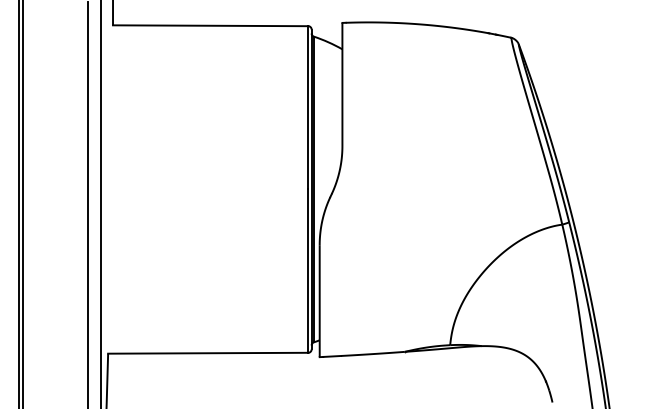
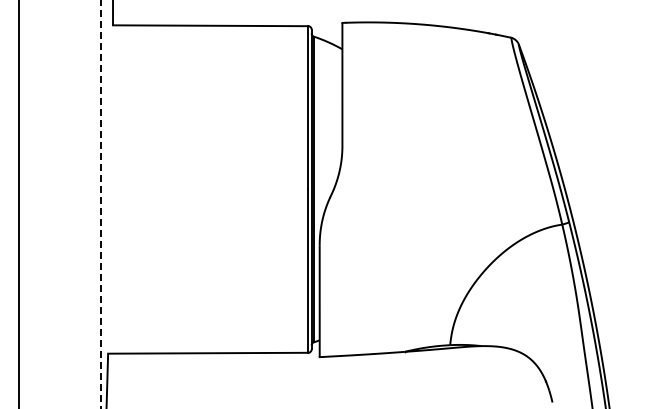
line: present -> none (22, 203)
line: present -> none (87, 203)
line: solid -> dashed (100, 204)
